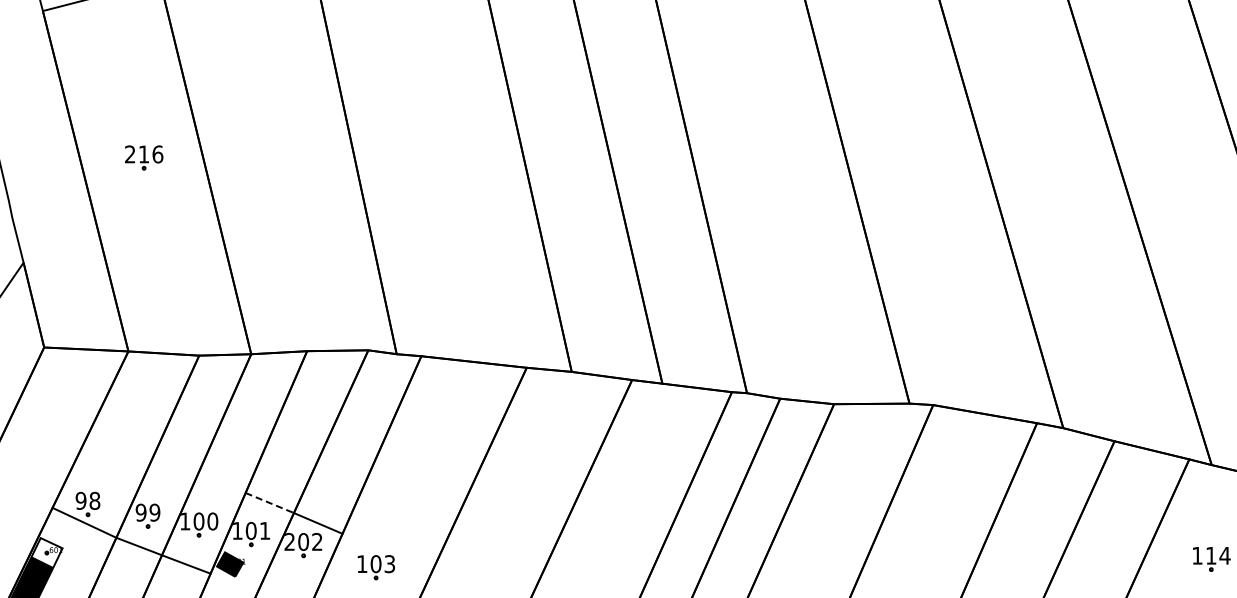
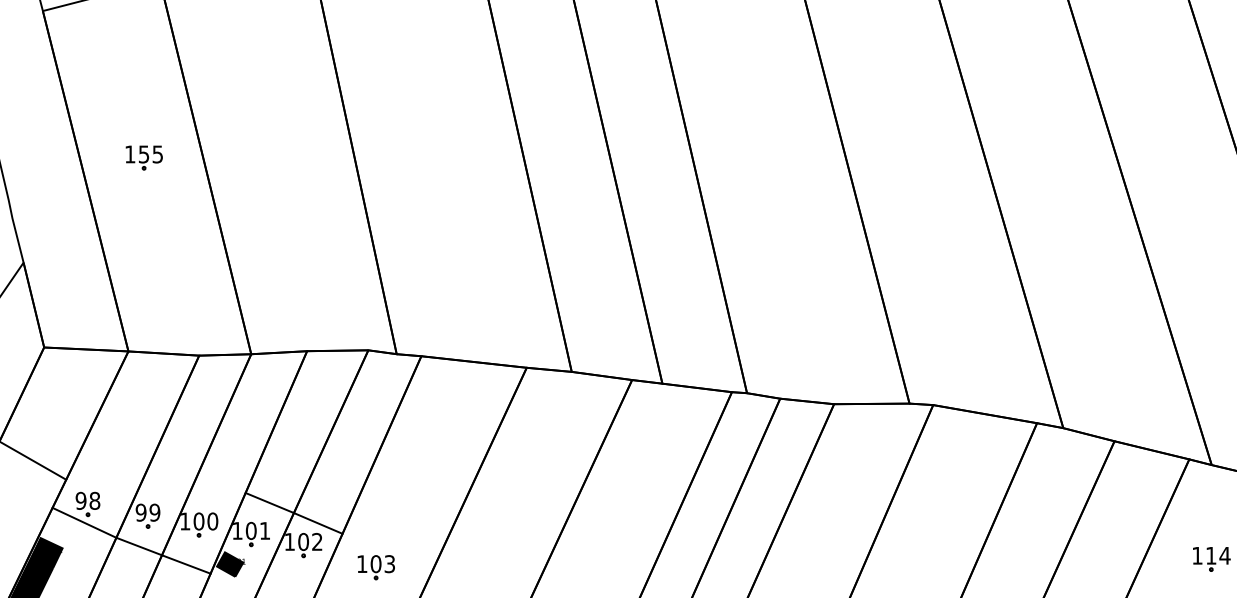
text: 216 -> 155 (144, 154)
line: none -> present (34, 461)
line: dashed -> solid (270, 503)
text: 202 -> 102 (289, 541)
fill: none -> present (46, 553)
